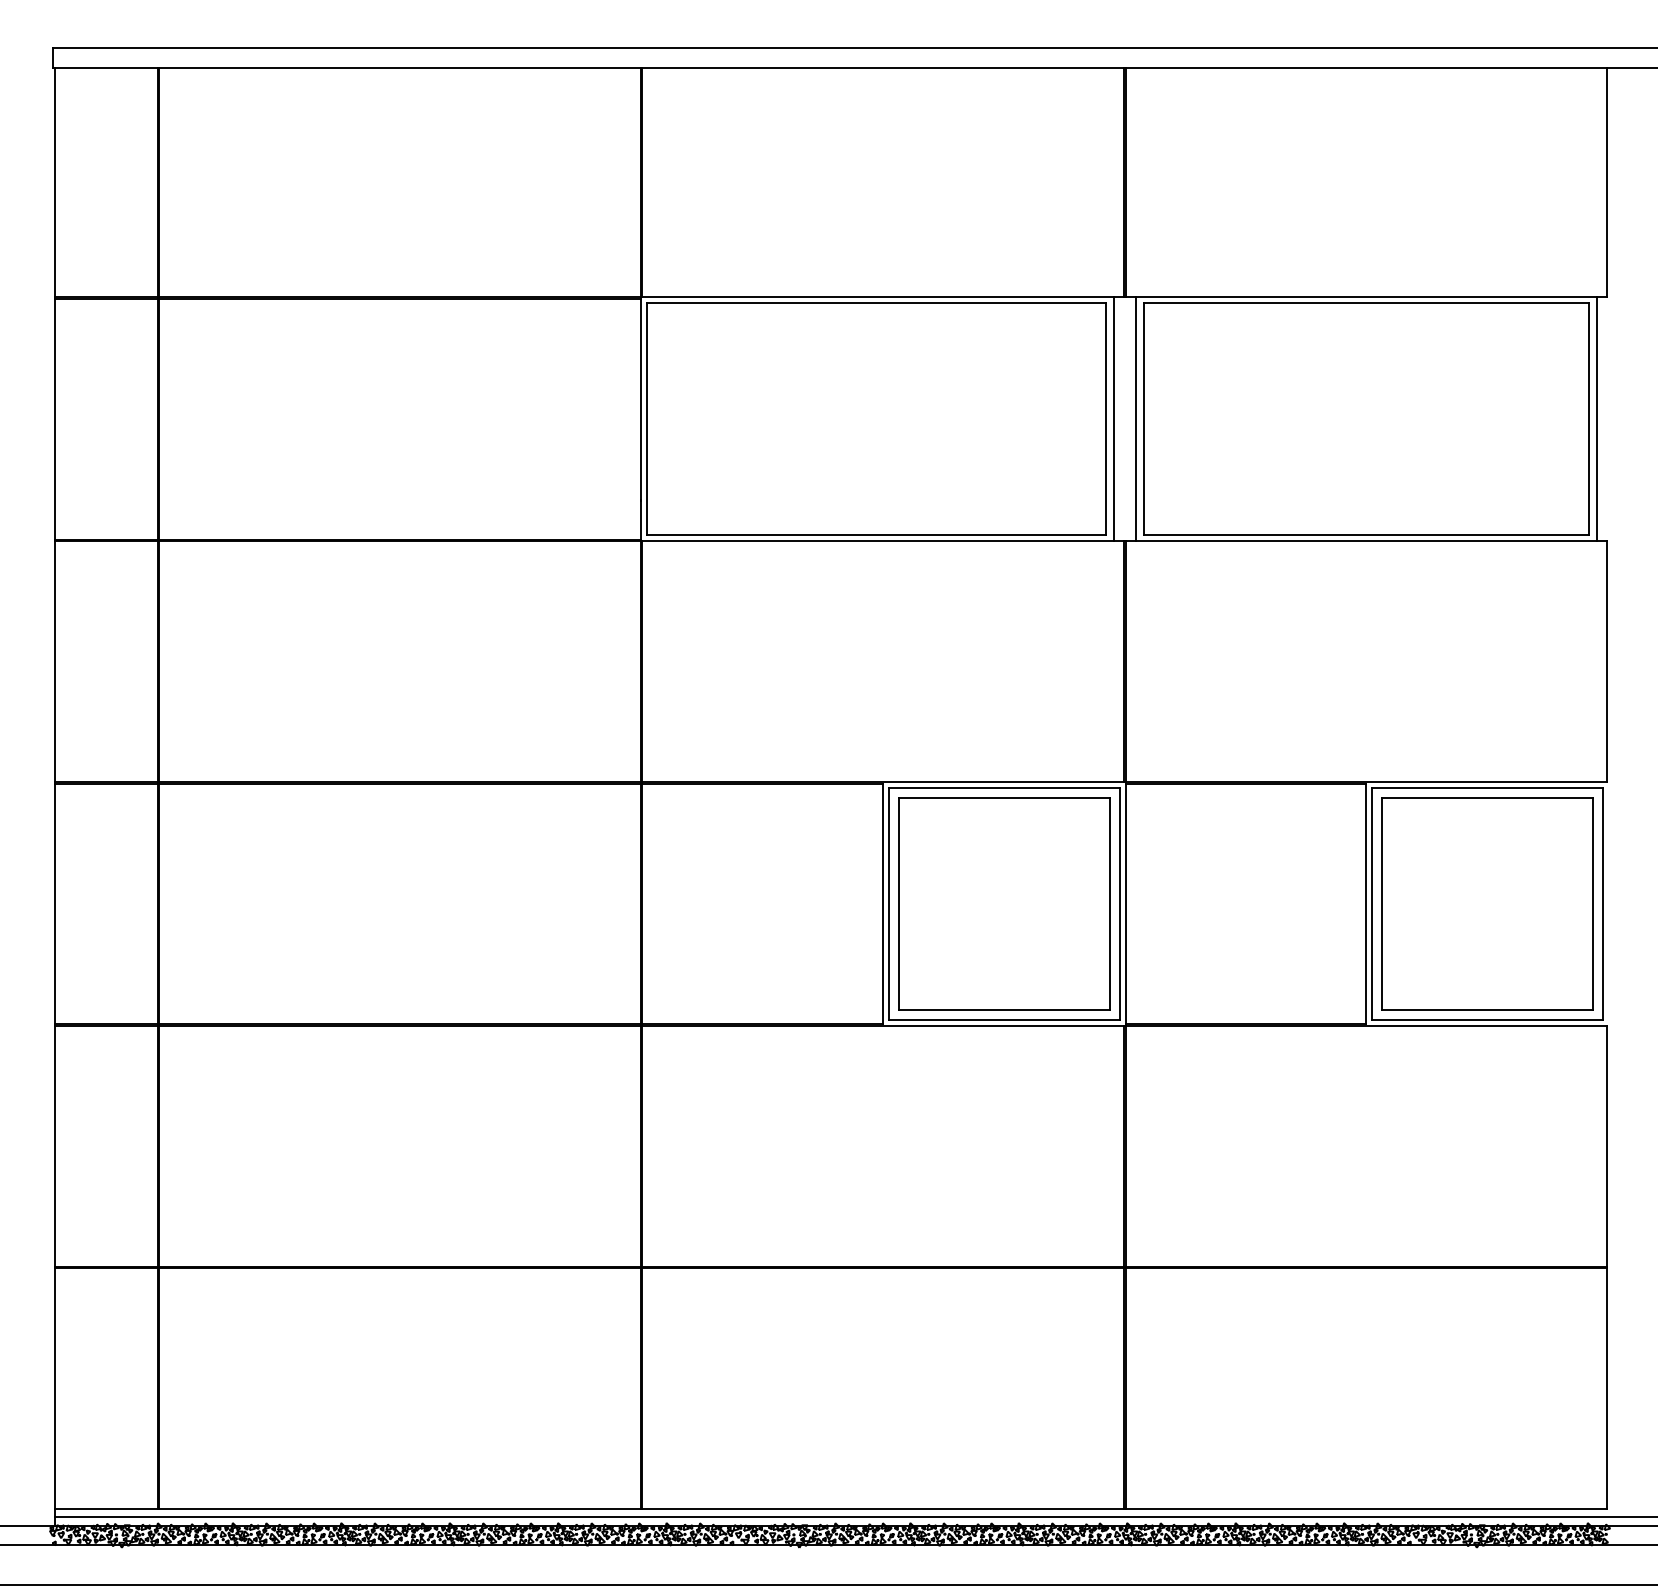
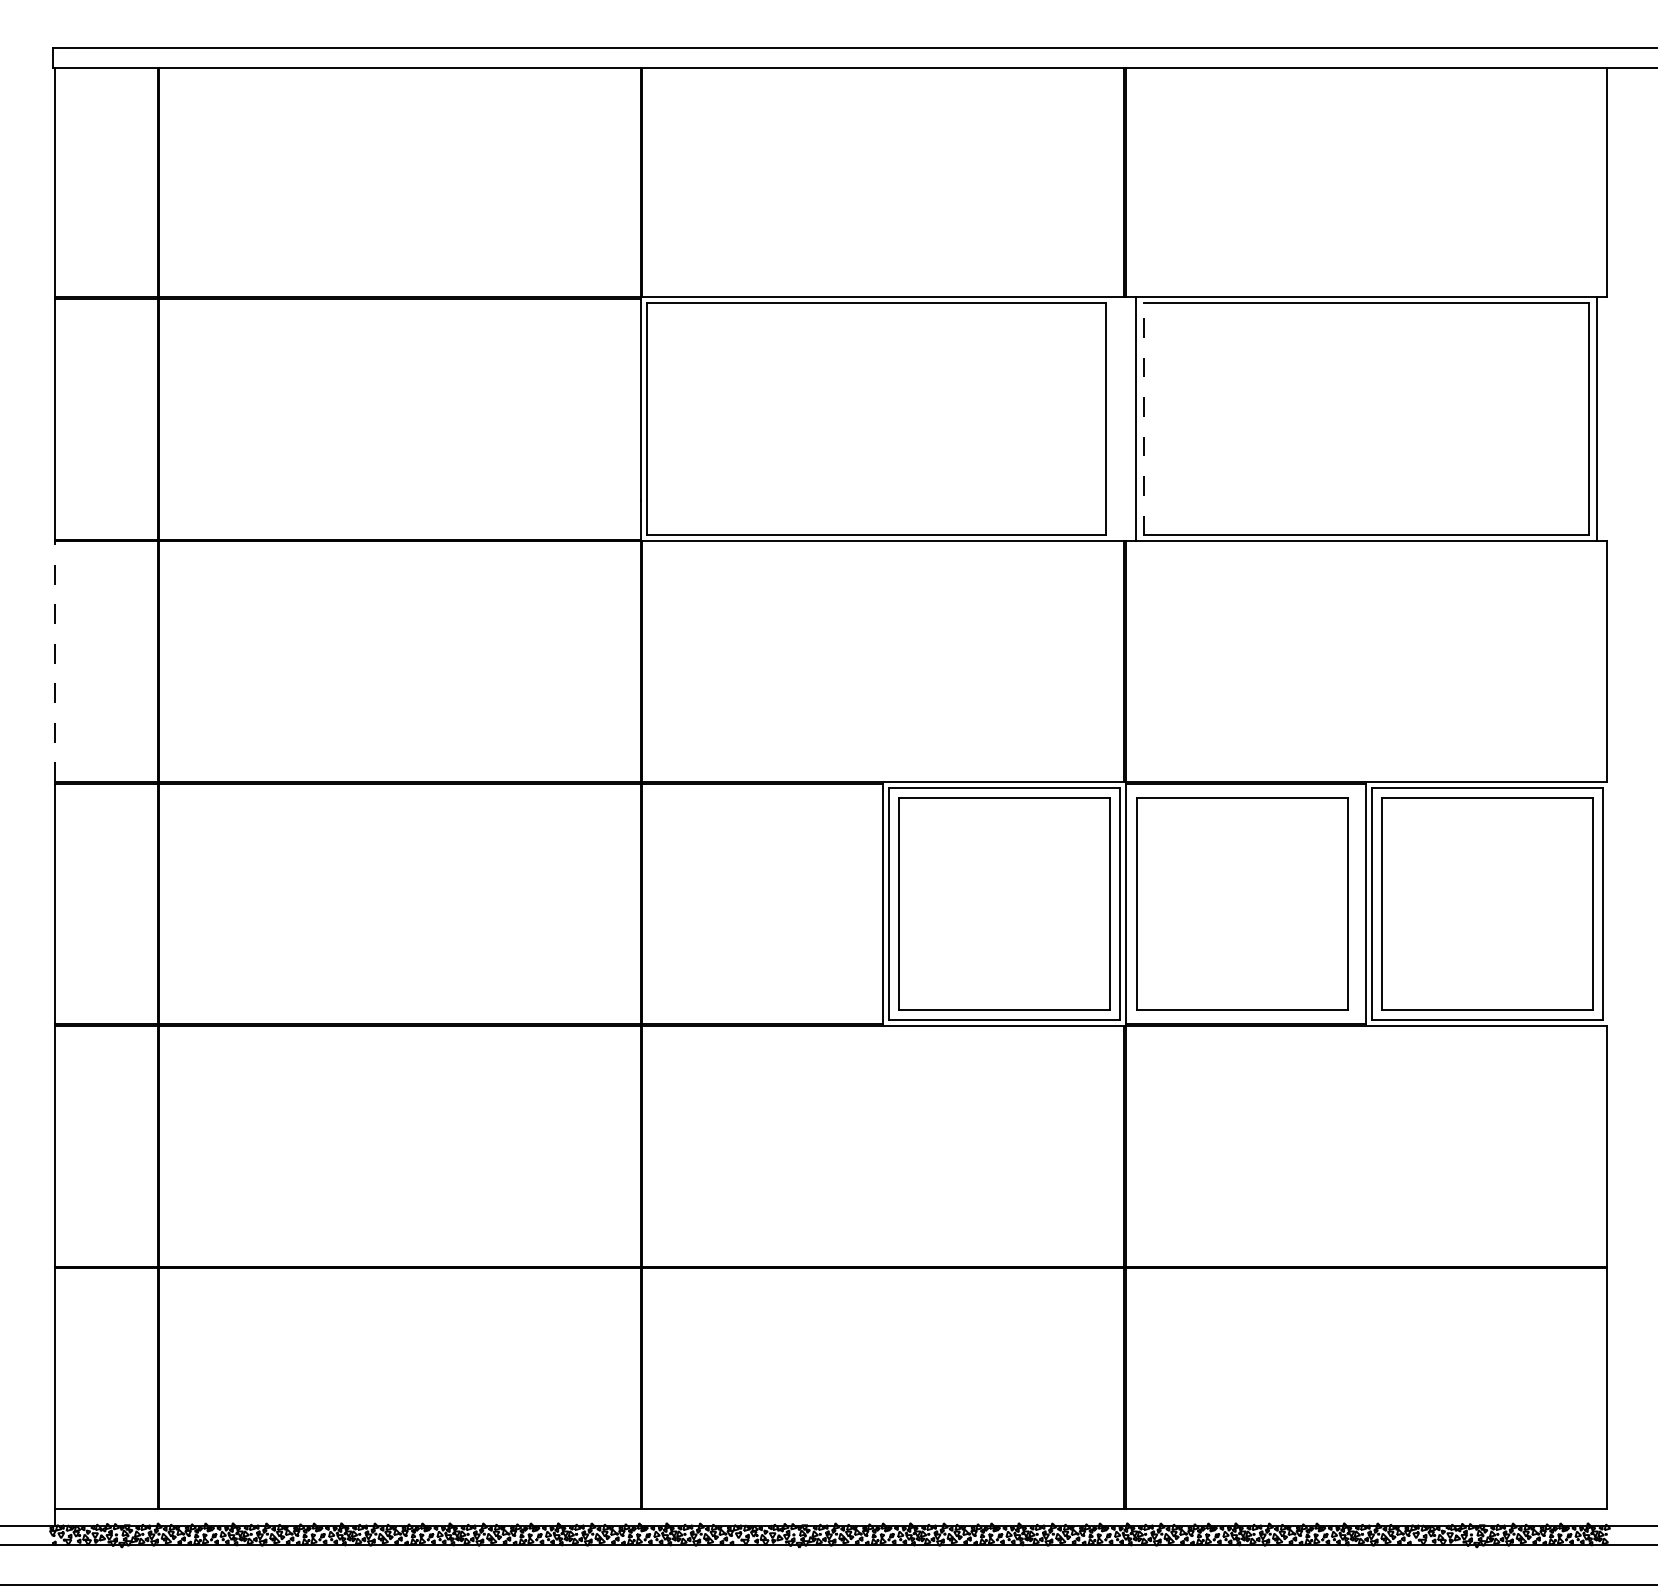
line: solid -> dashed (1143, 418)
line: present -> none (1113, 419)
line: solid -> dashed (55, 661)
part: none -> present (1242, 903)
line: present -> none (854, 1517)
